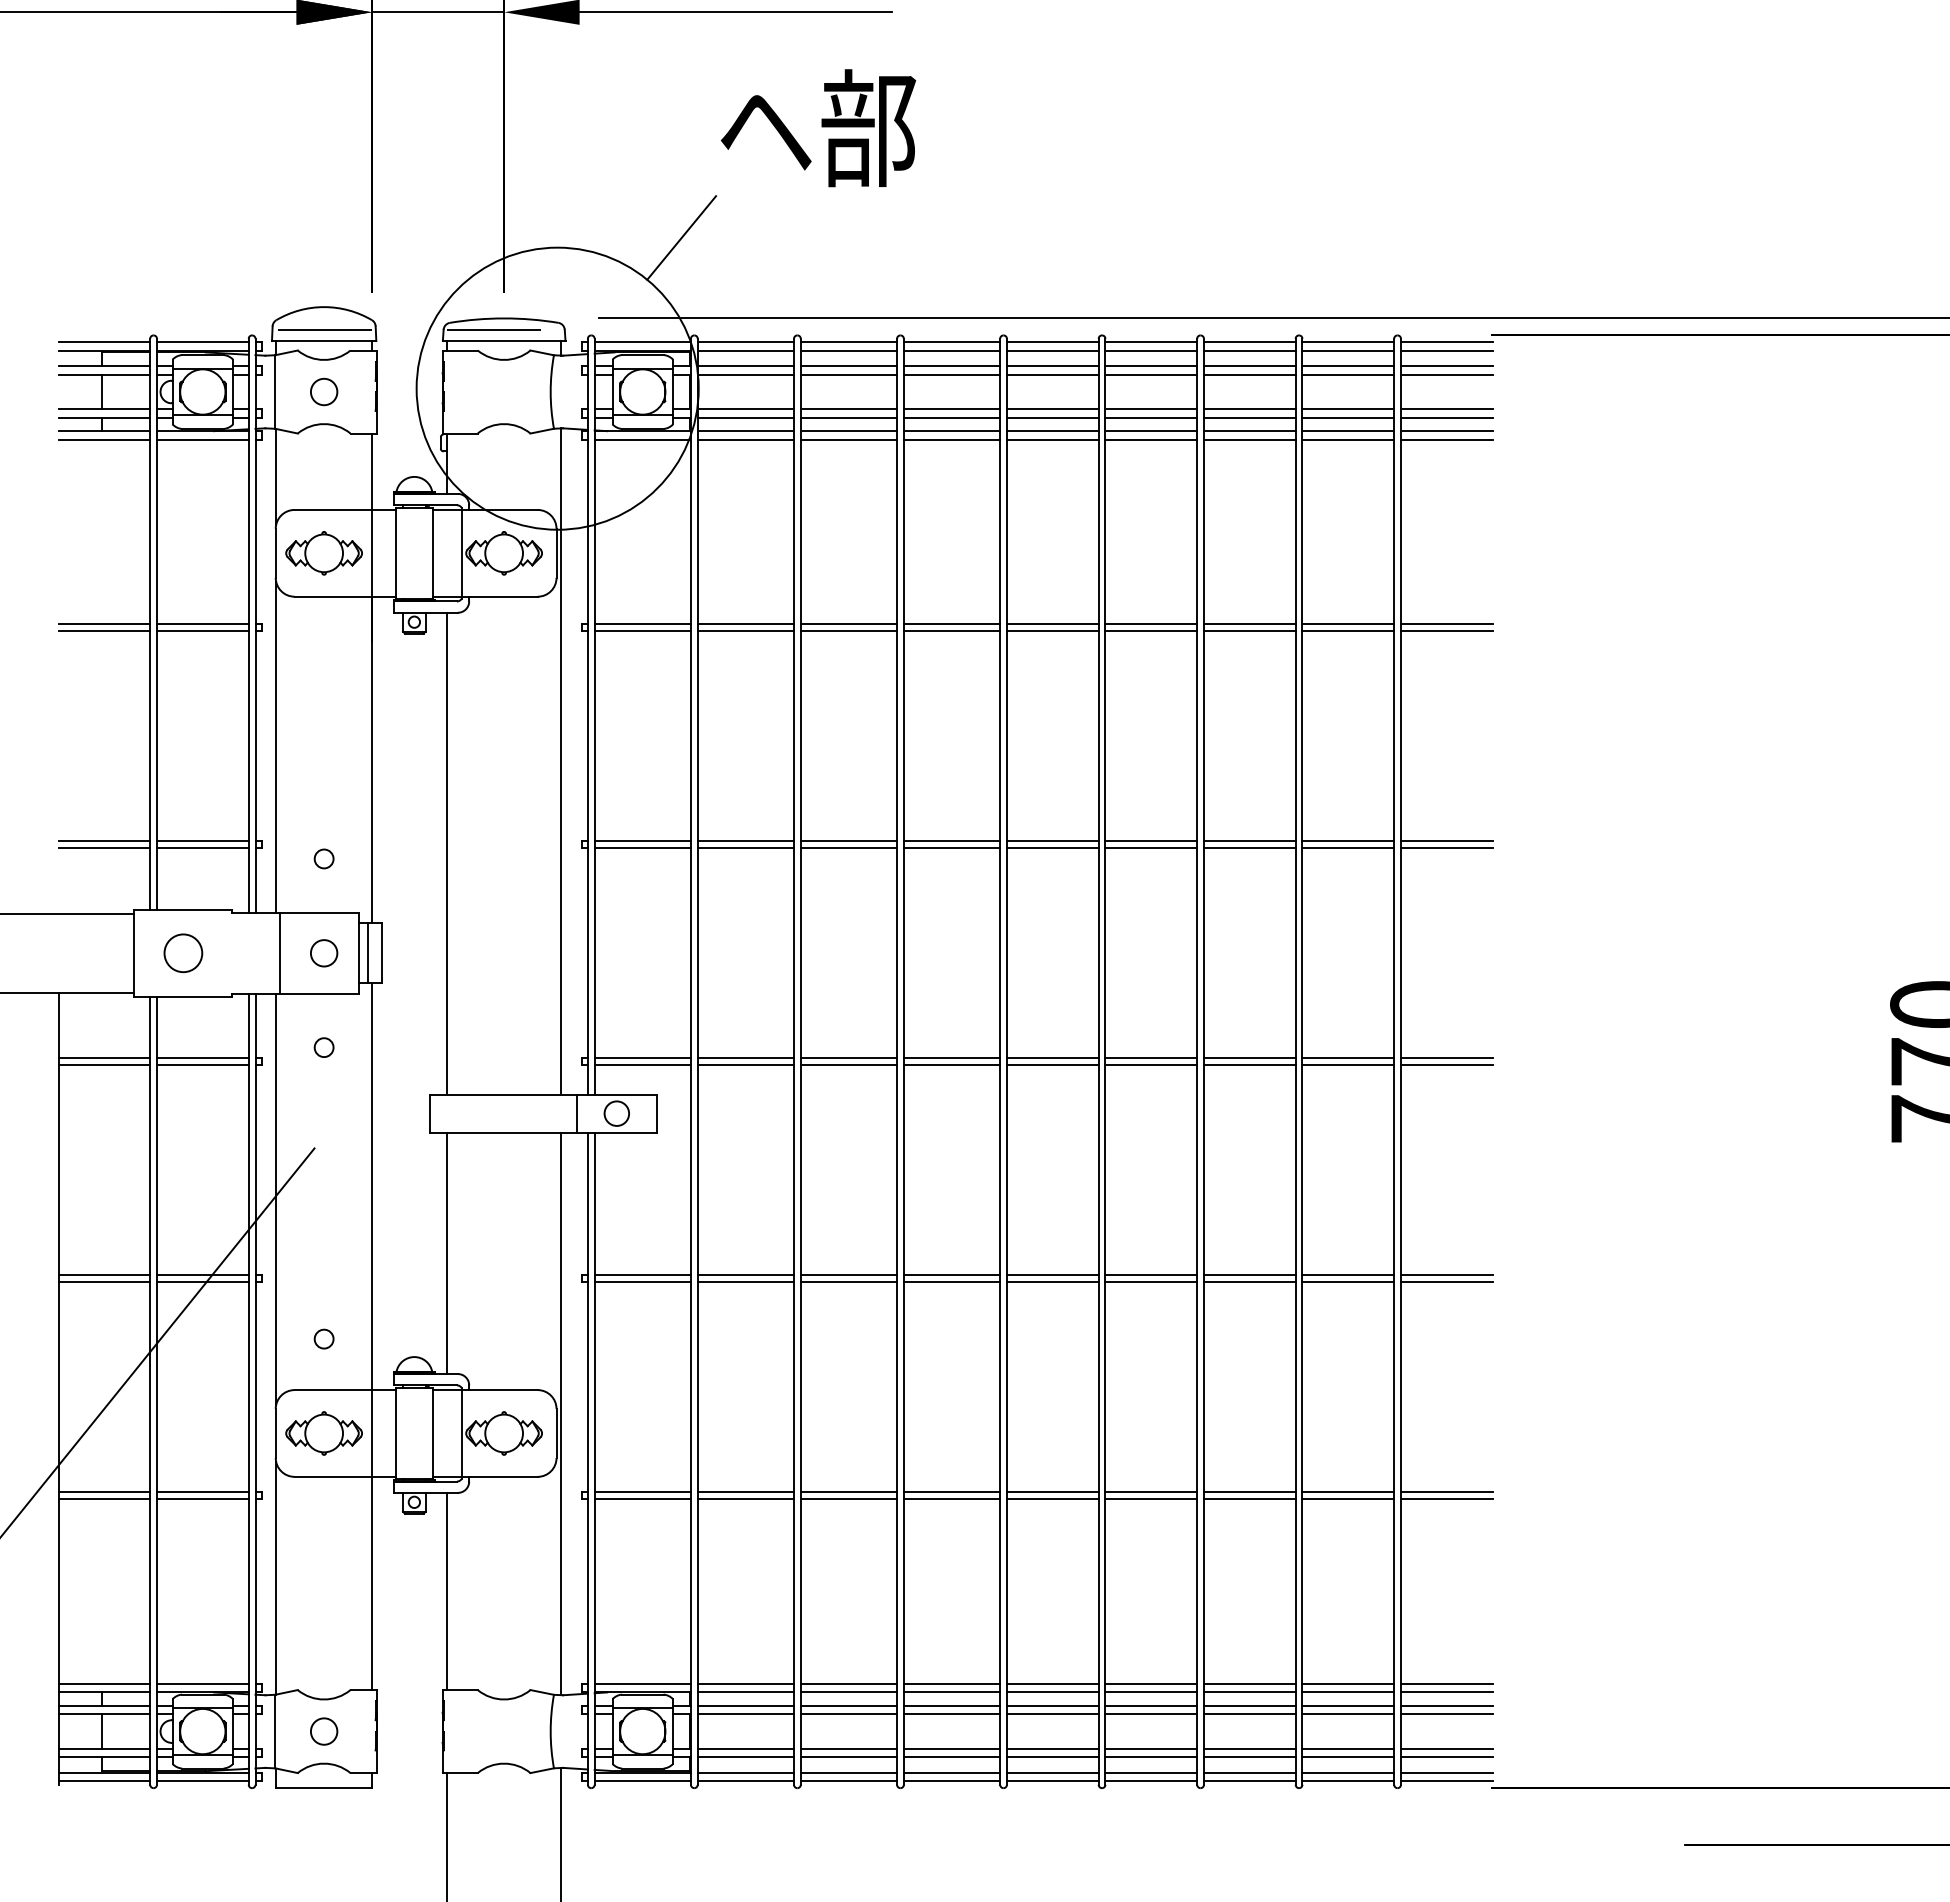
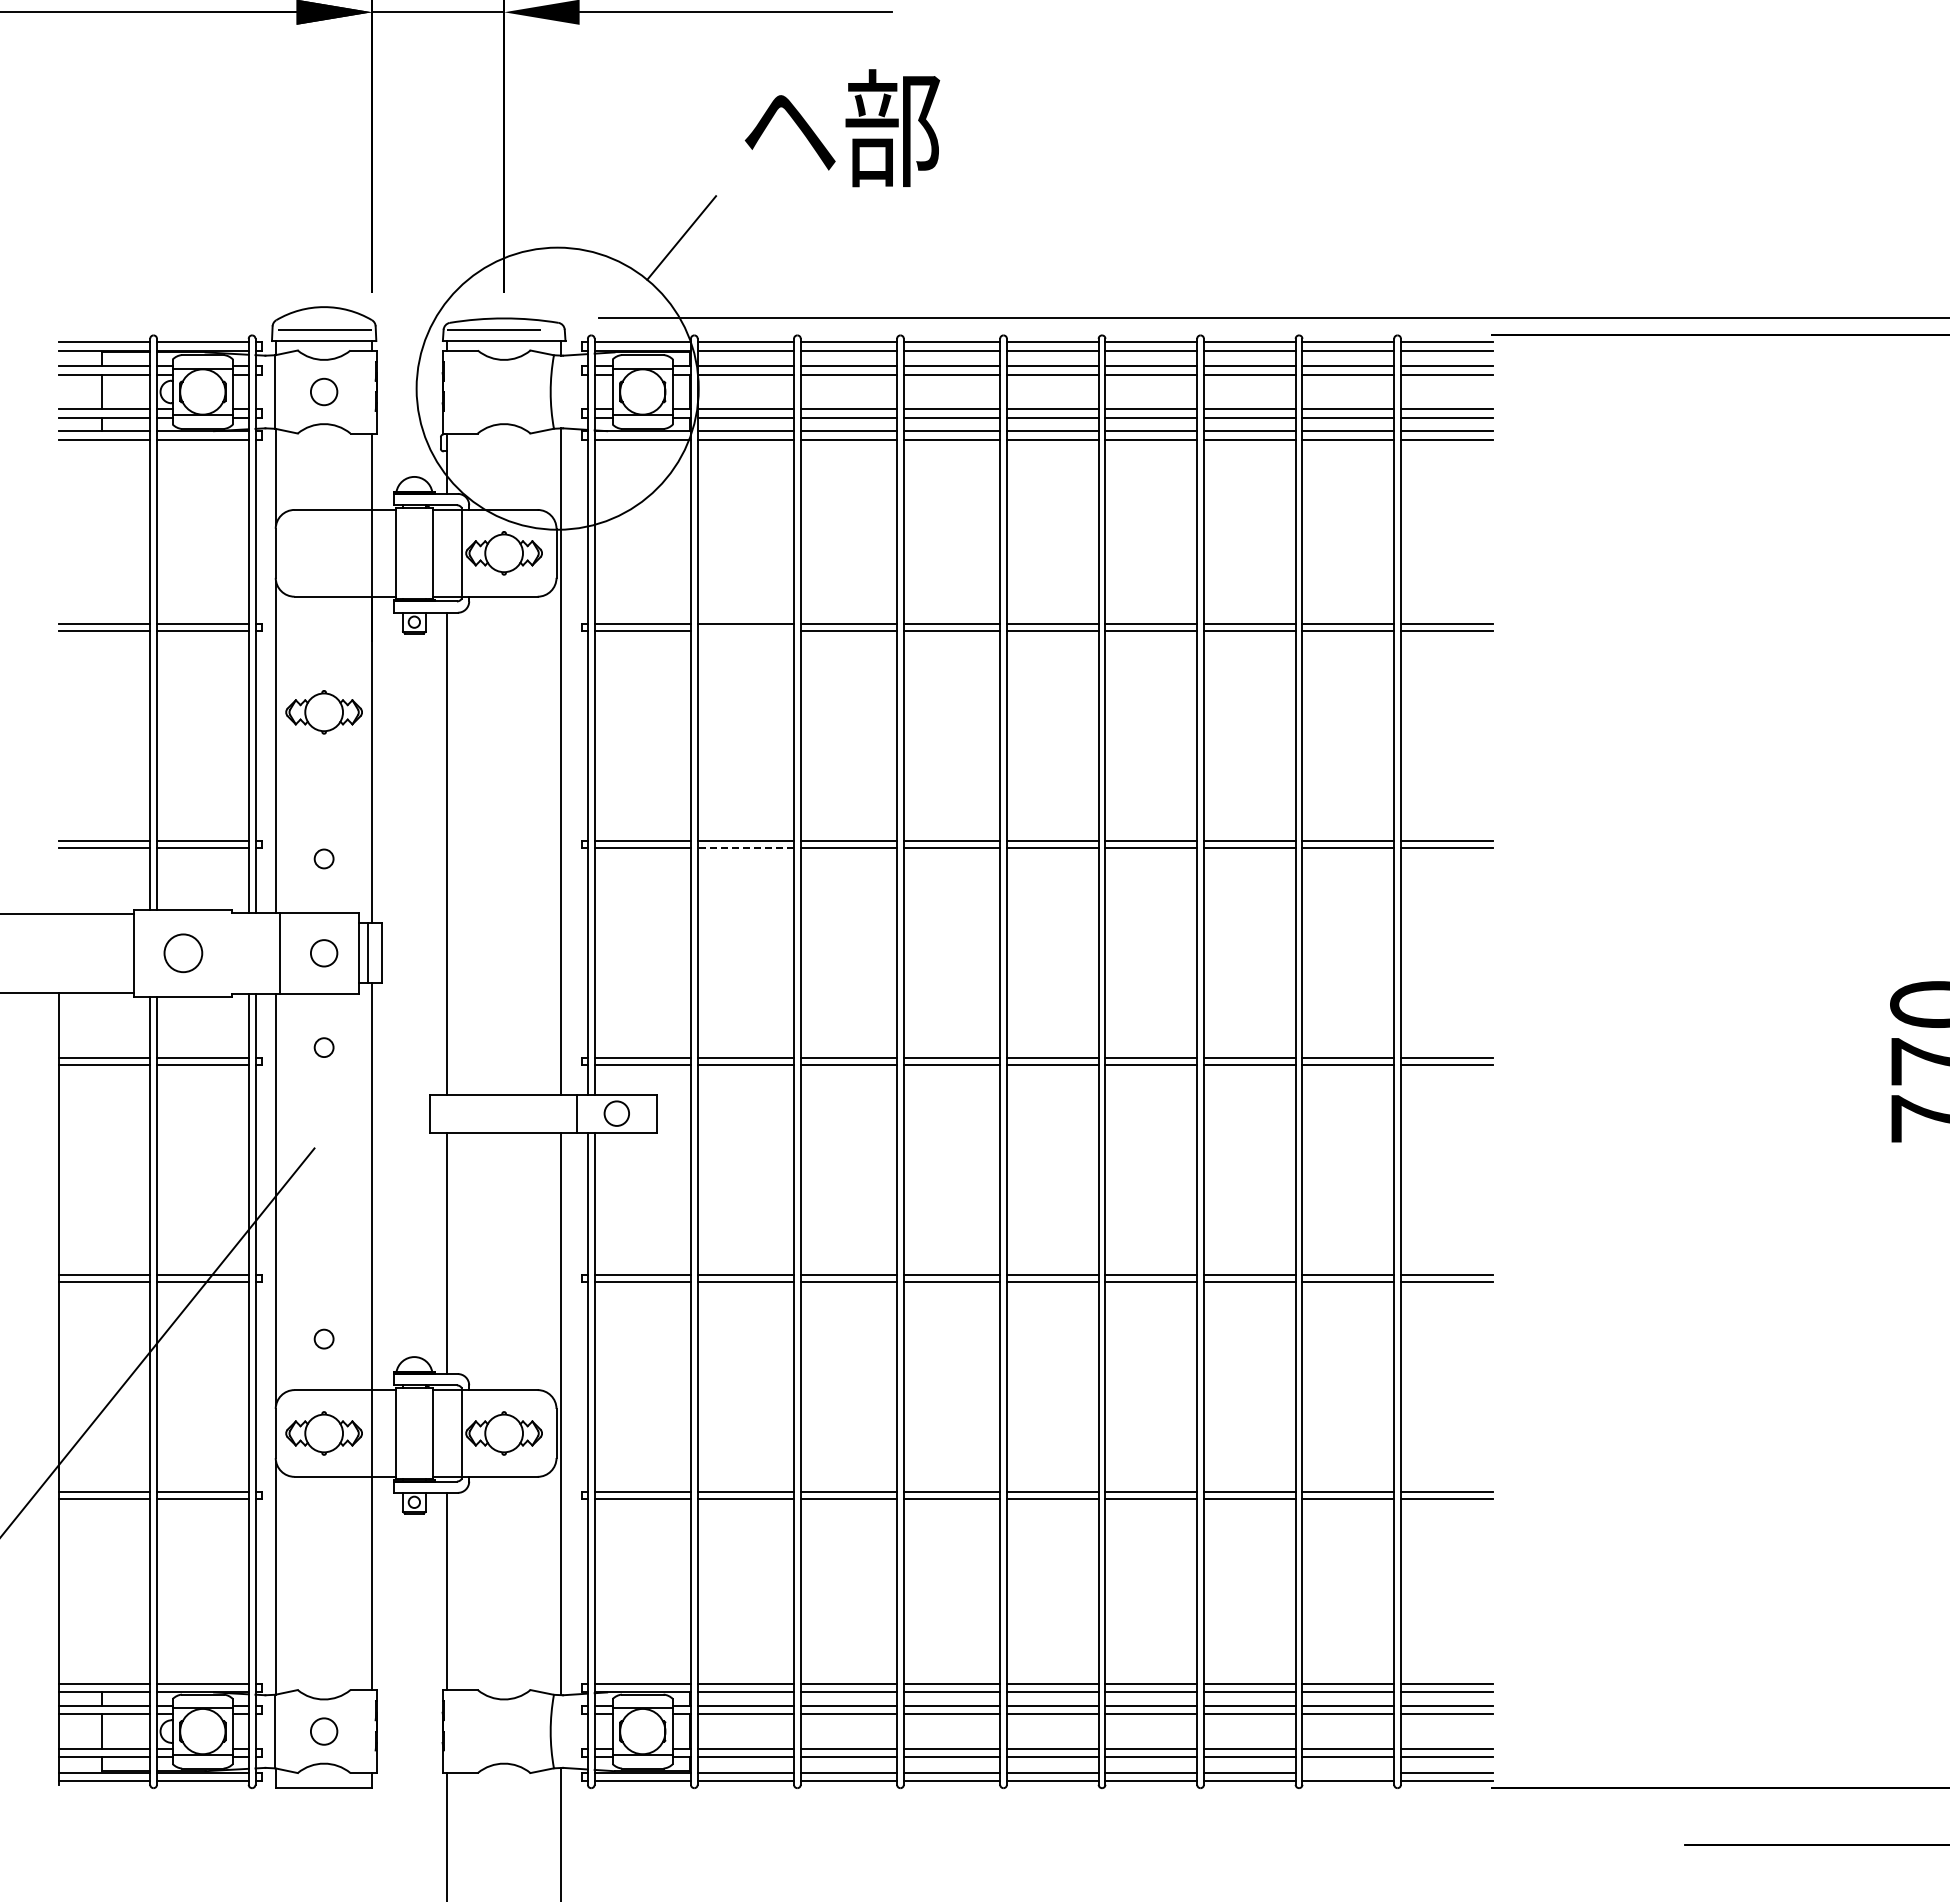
text position: (818, 128) -> (842, 128) (842, 128)
part position: (323, 553) -> (323, 712) (323, 712)
line: present -> none (745, 631)
line: solid -> dashed (745, 848)
line: present -> none (1348, 1772)
